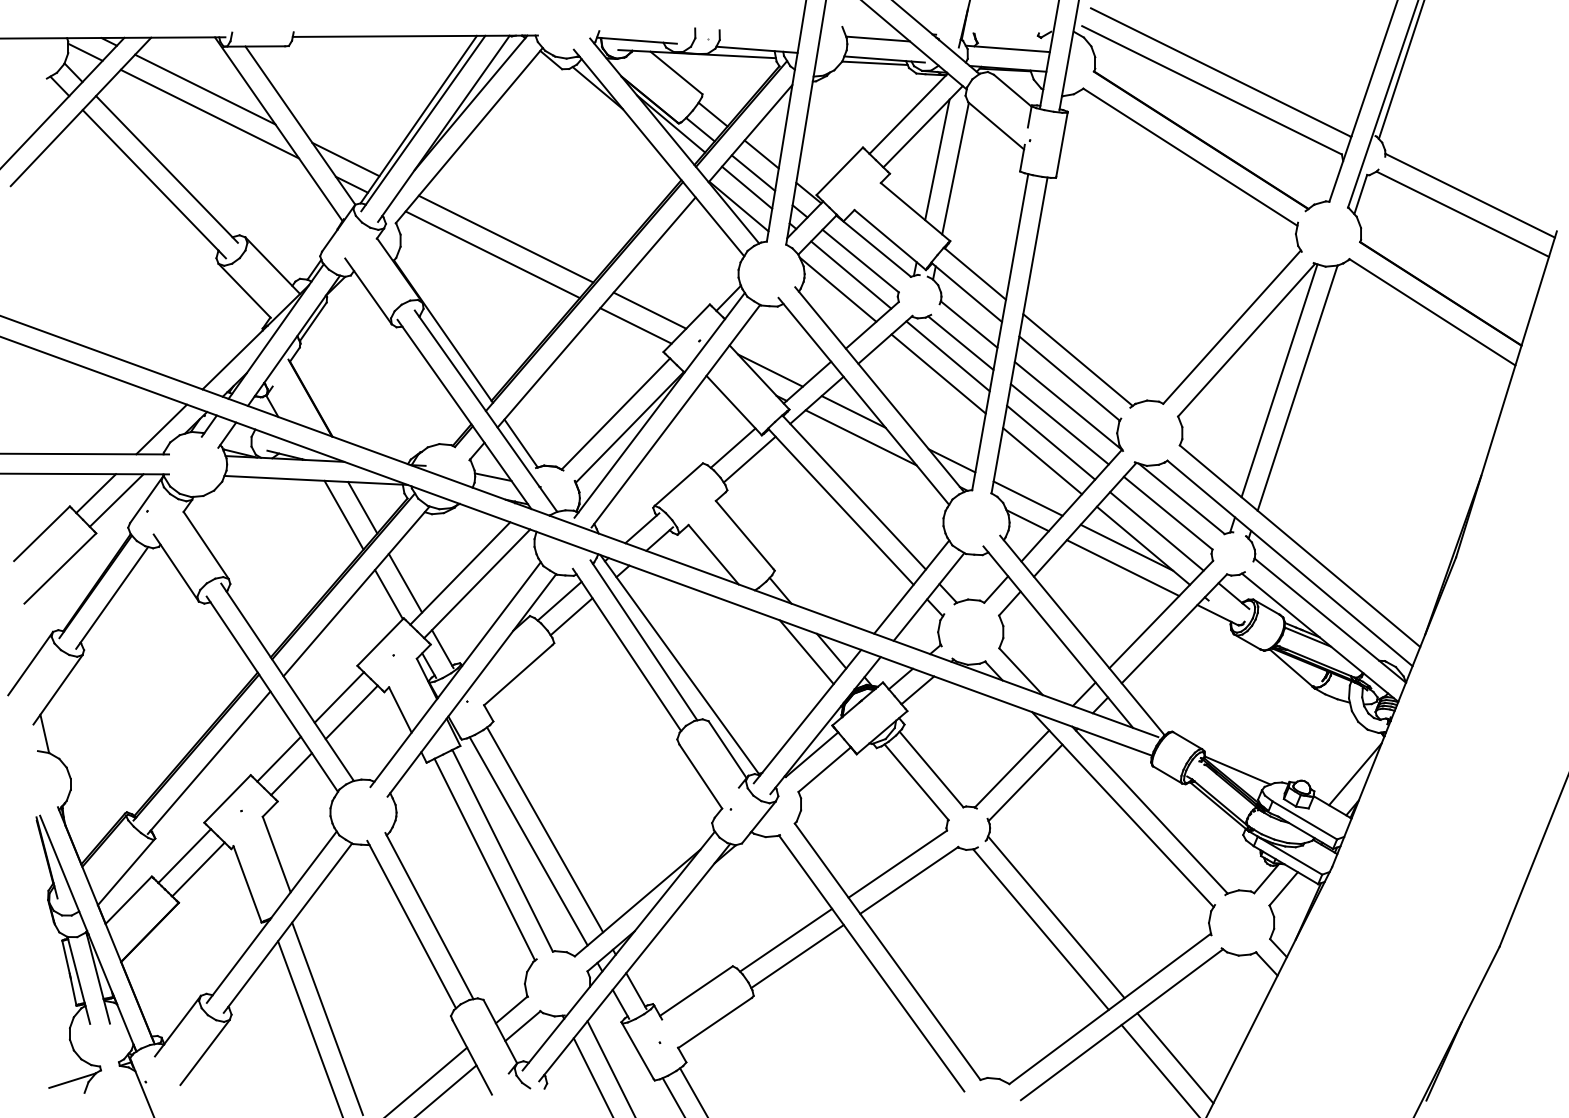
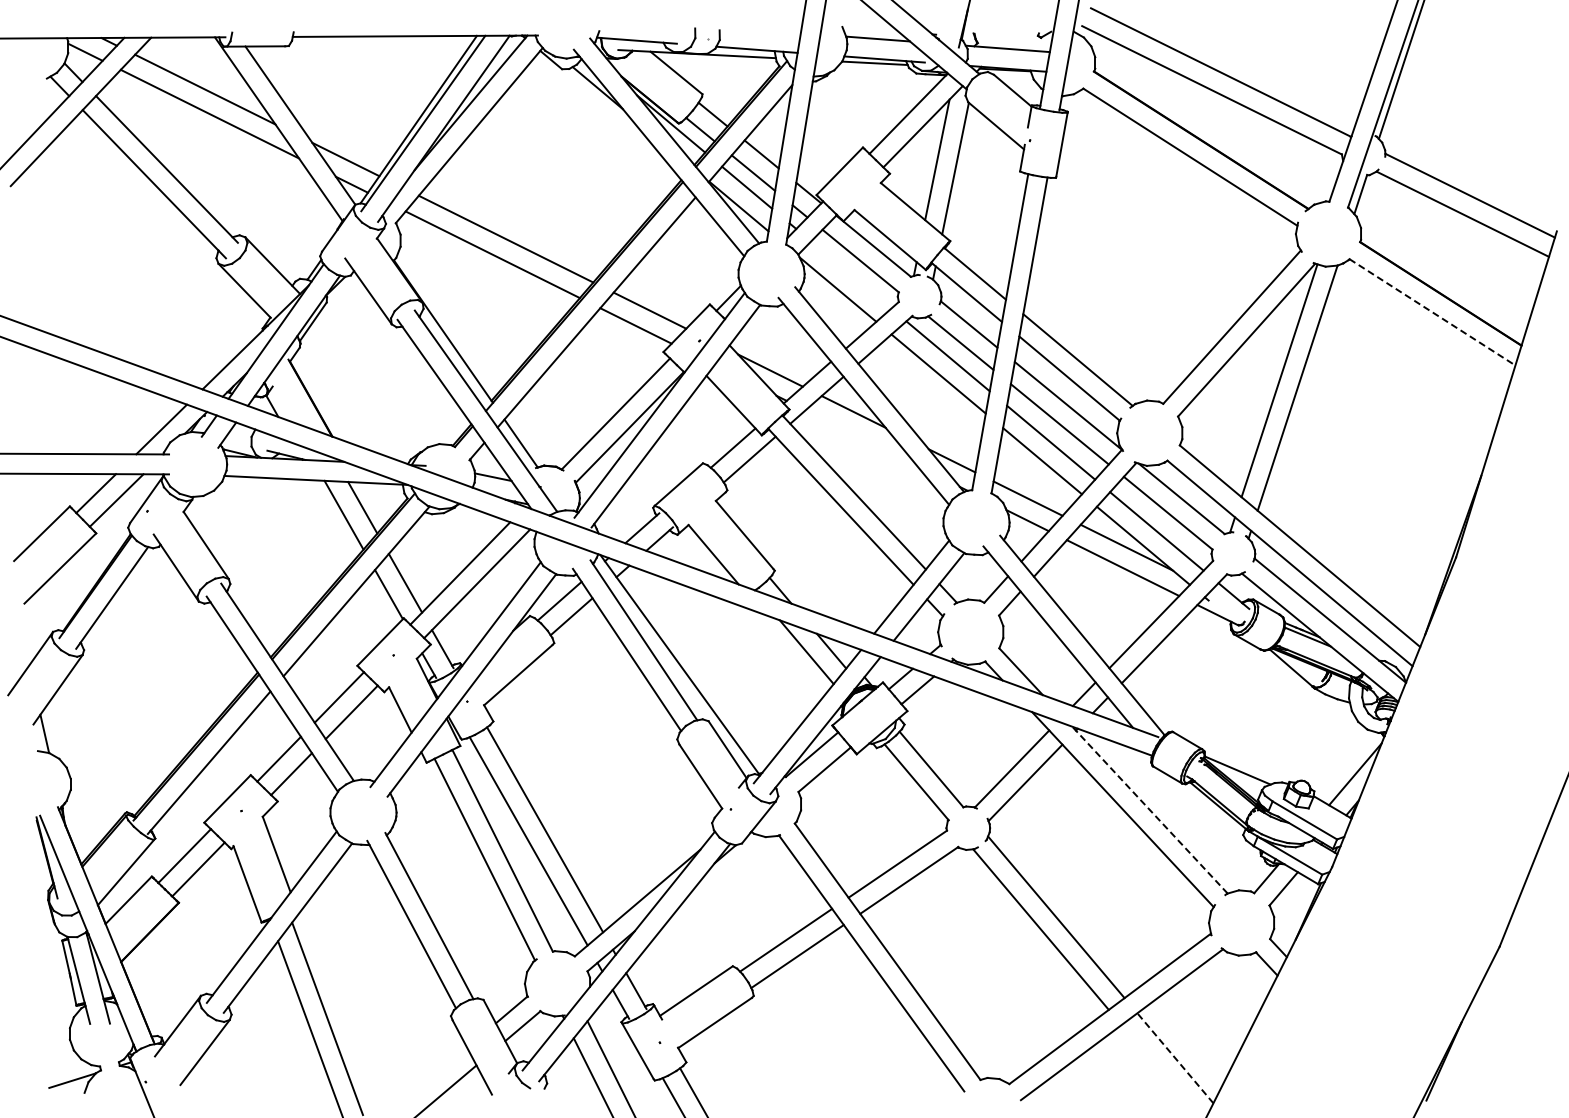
line: present -> none (851, 274)
line: solid -> dashed (1432, 312)
line: present -> none (860, 437)
line: solid -> dashed (1150, 810)
line: solid -> dashed (1175, 1058)
line: present -> none (1159, 1069)
line: present -> none (427, 1080)
